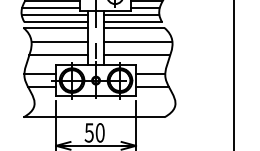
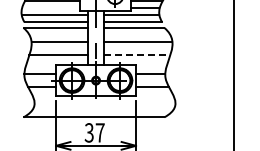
line: present -> none (50, 8)
line: solid -> dashed (137, 55)
text: 50 -> 37 (94, 132)
